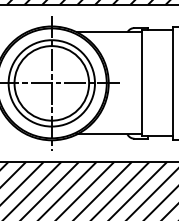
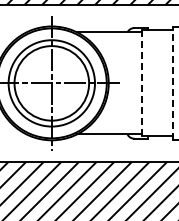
line: solid -> dashed (172, 82)
line: solid -> dashed (142, 83)
